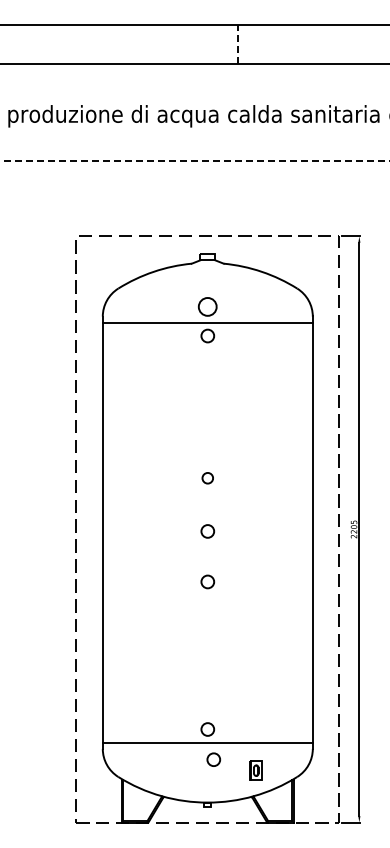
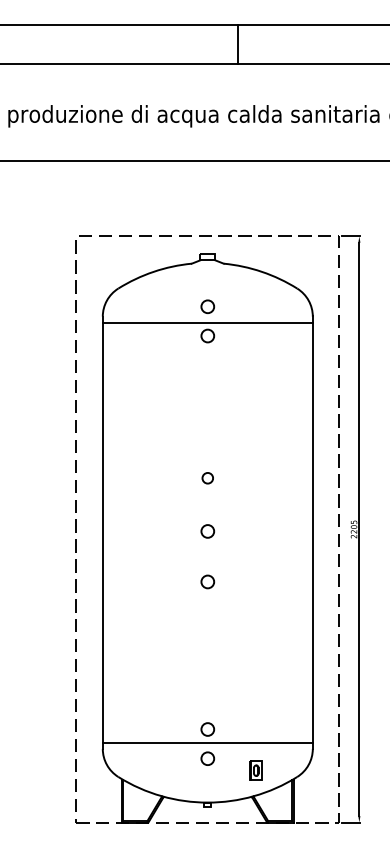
line: dashed -> solid (238, 44)
line: dashed -> solid (195, 161)
circle size: 20x20 px -> 16x15 px (207, 306)
circle position: (213, 759) -> (207, 758) (207, 758)
